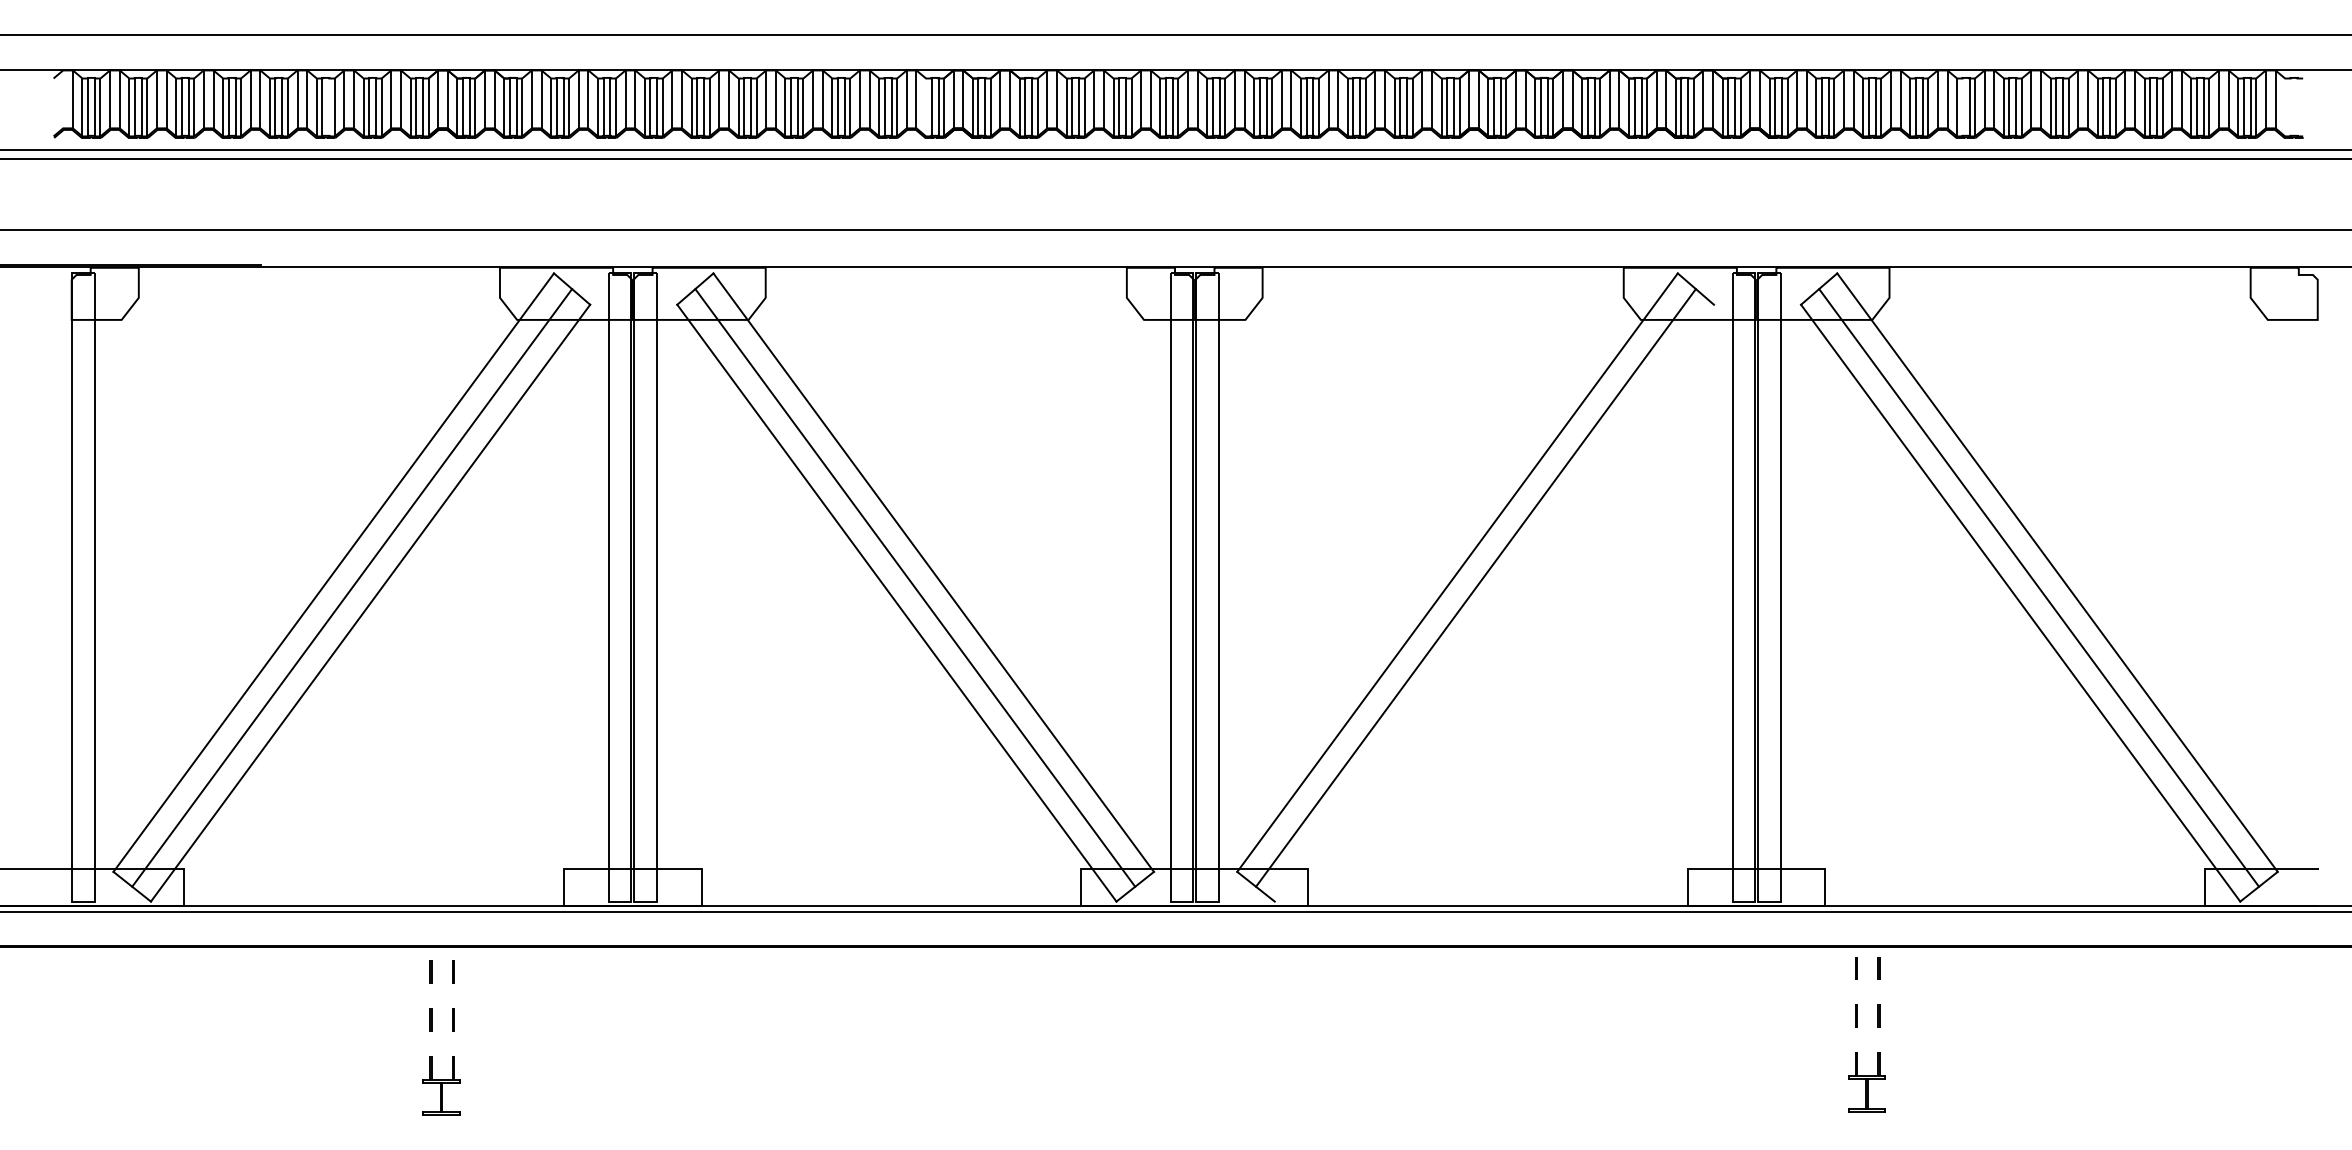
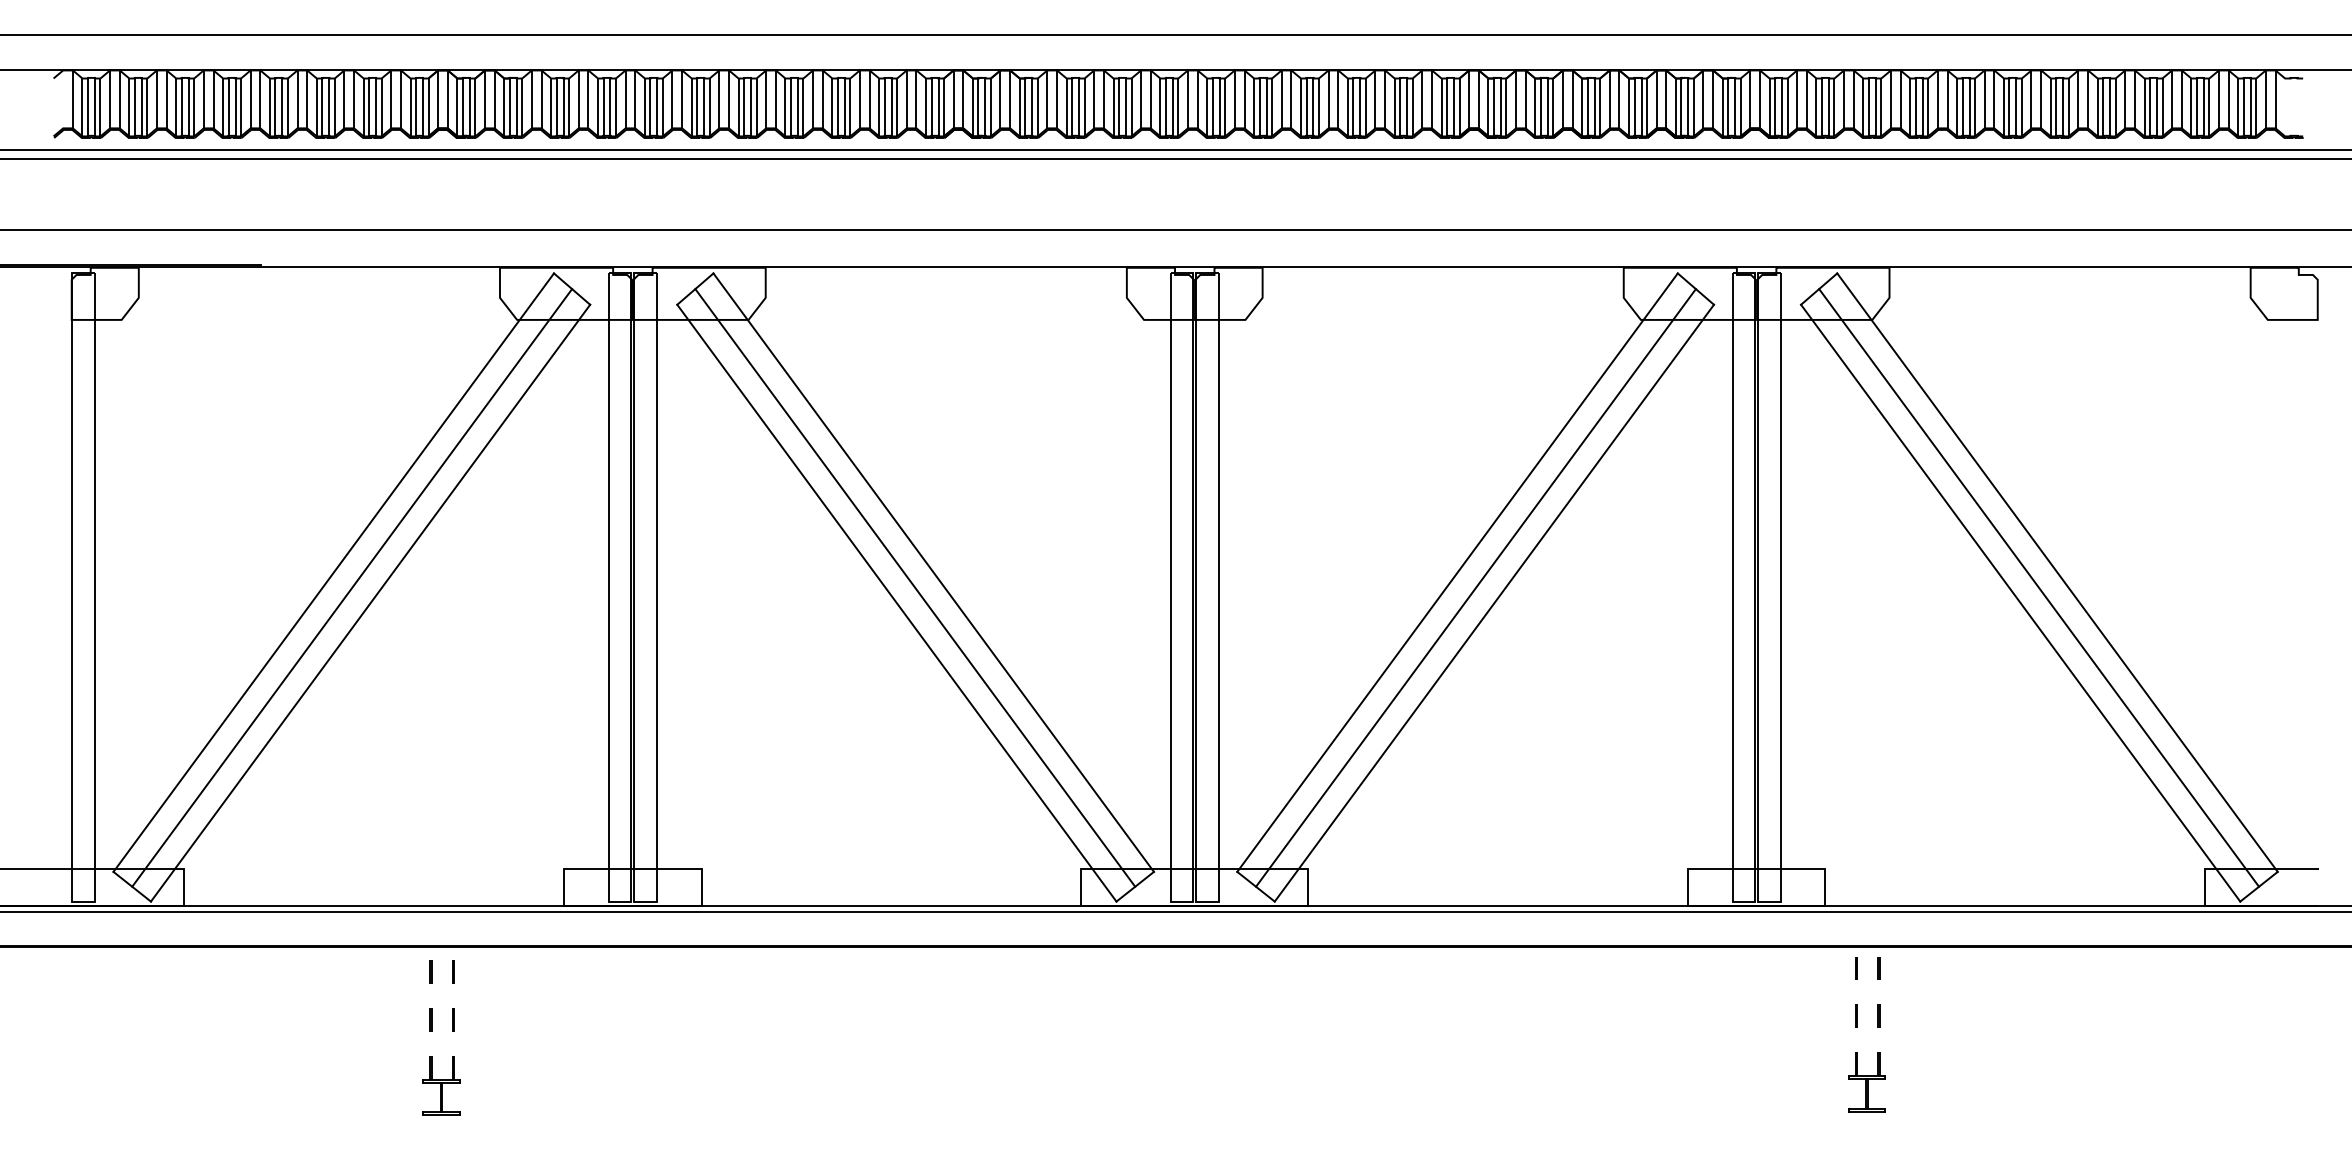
line: none -> present (329, 106)
line: none -> present (1962, 106)
line: none -> present (926, 107)
line: none -> present (1493, 602)
